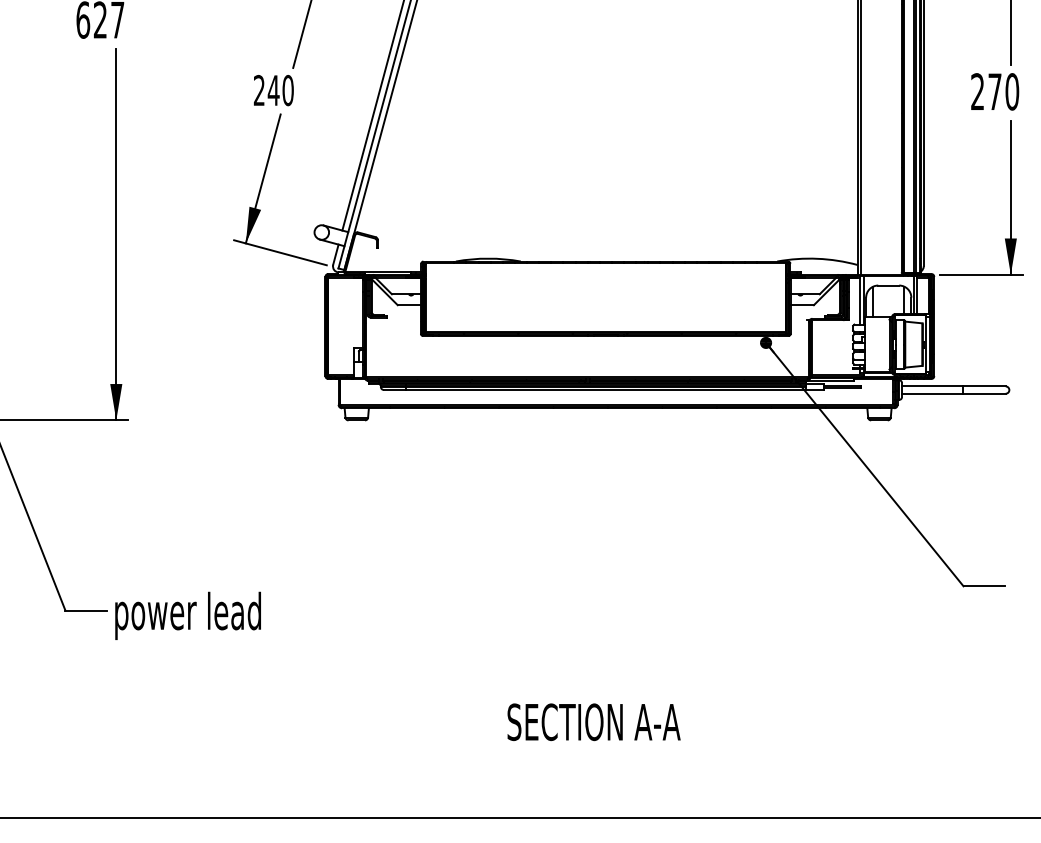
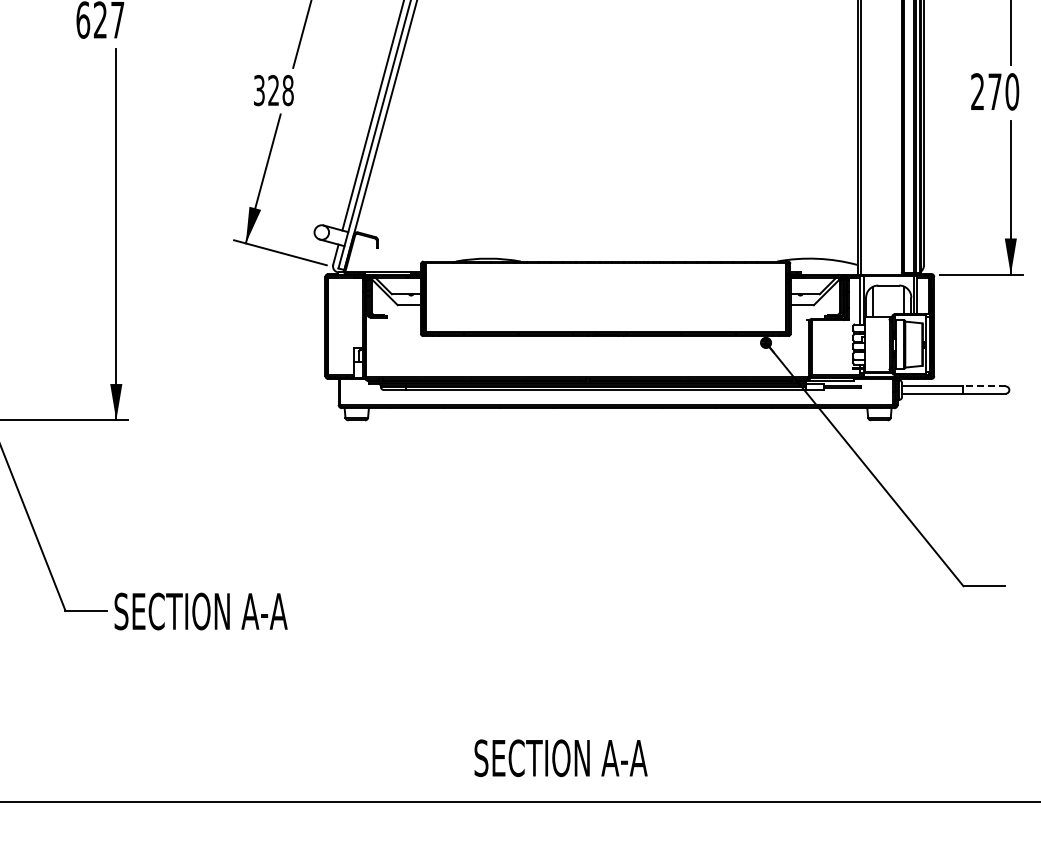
text: 240 -> 328 (273, 90)
line: solid -> dashed (984, 386)
text: power lead -> SECTION A-A (200, 615)
text position: (593, 722) -> (560, 758) (560, 758)
line position: (519, 817) -> (519, 801) (519, 801)
